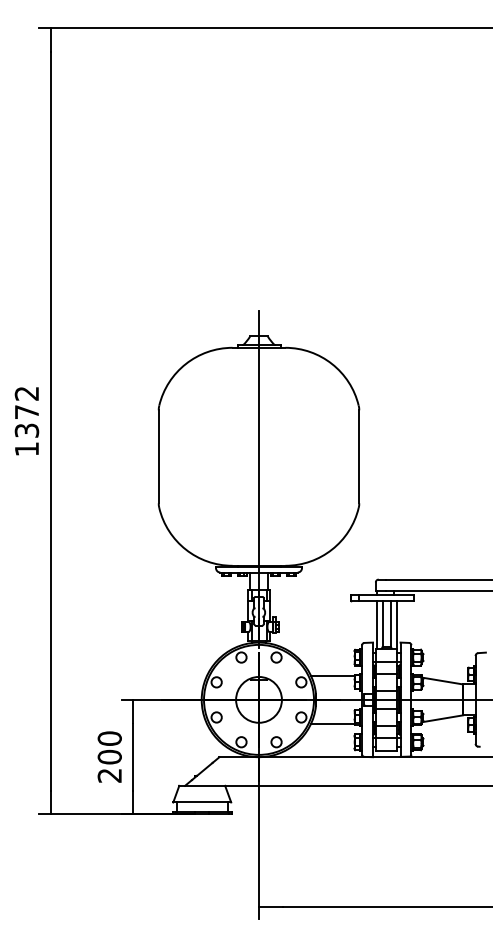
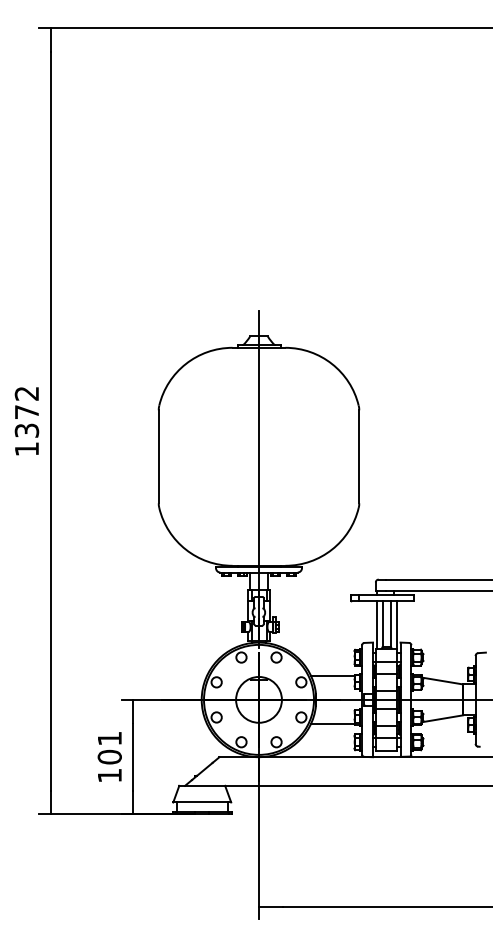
text: 200 -> 101 (109, 756)
